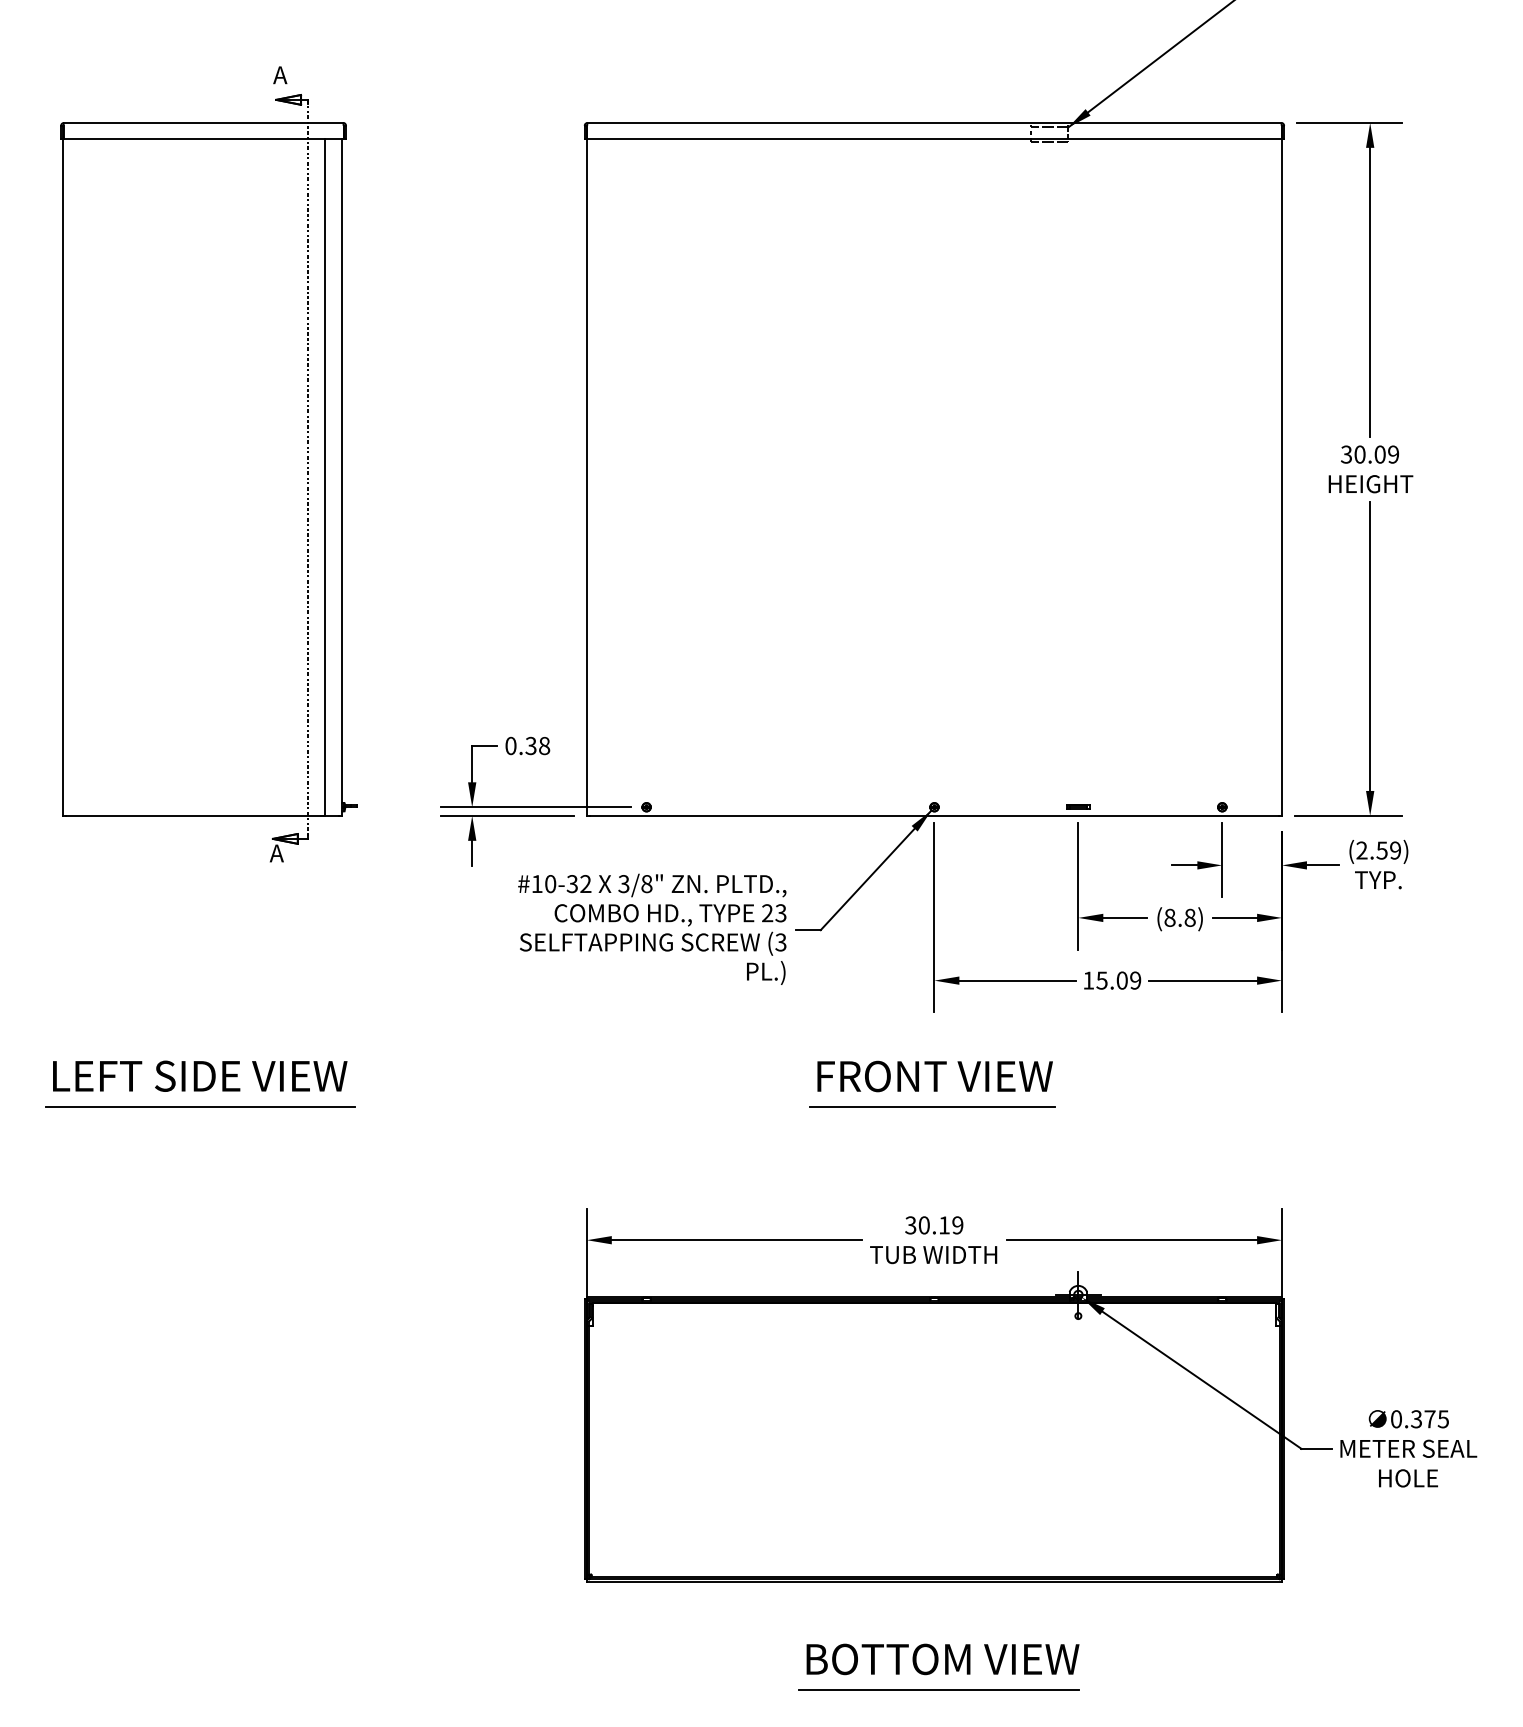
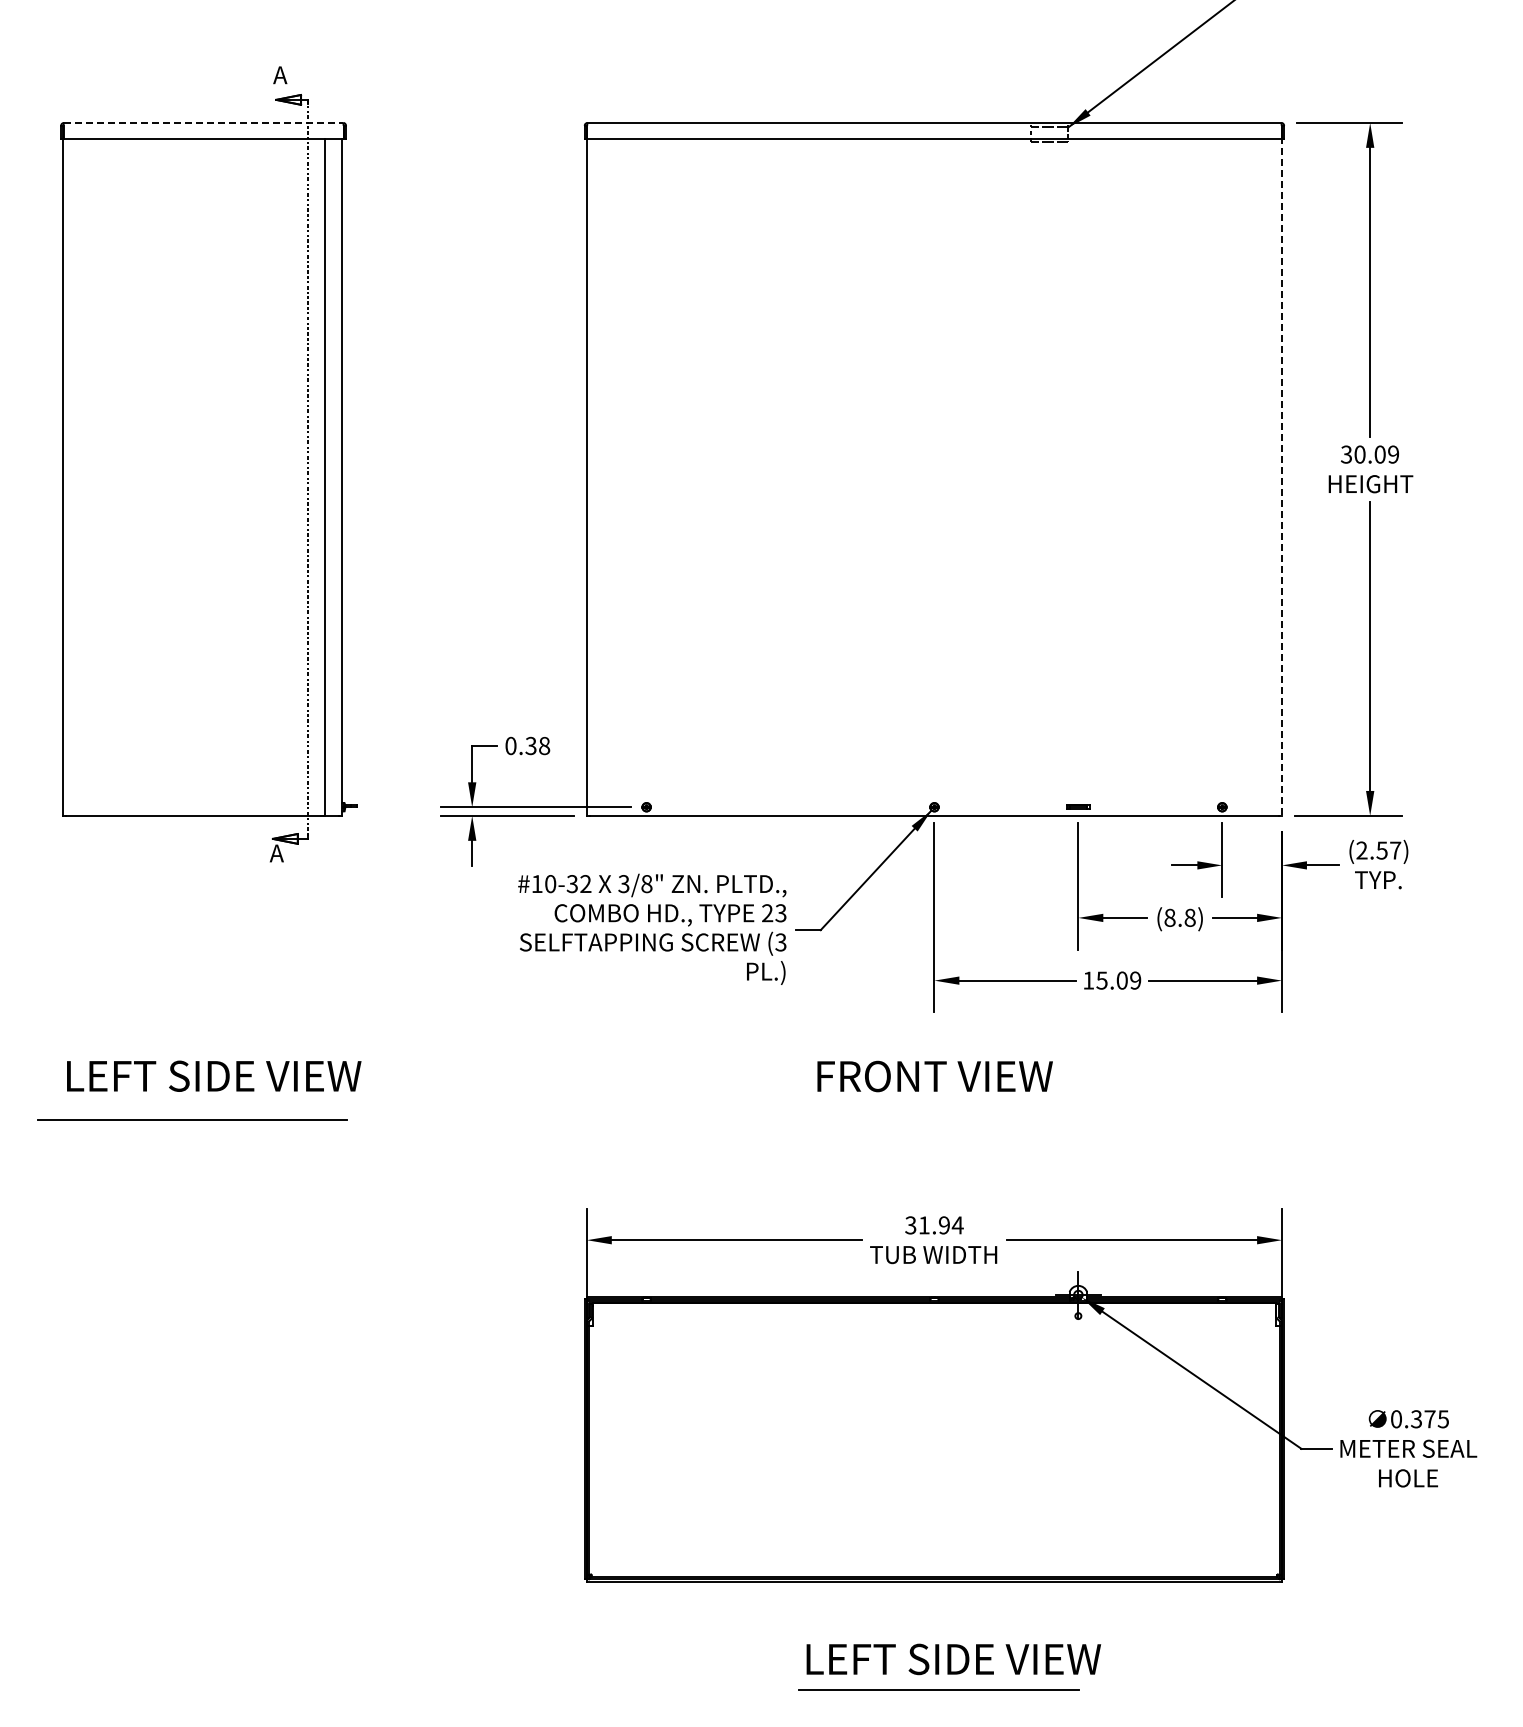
line: solid -> dashed (203, 122)
line: solid -> dashed (1282, 471)
text: (2.59) -> (2.57) (1395, 850)
text position: (200, 1075) -> (214, 1075) (214, 1075)
line position: (200, 1106) -> (192, 1119) (192, 1119)
line: present -> none (932, 1107)
text: 30.19 -> 31.94 (940, 1225)
text: BOTTOM VIEW -> LEFT SIDE VIEW (955, 1659)
